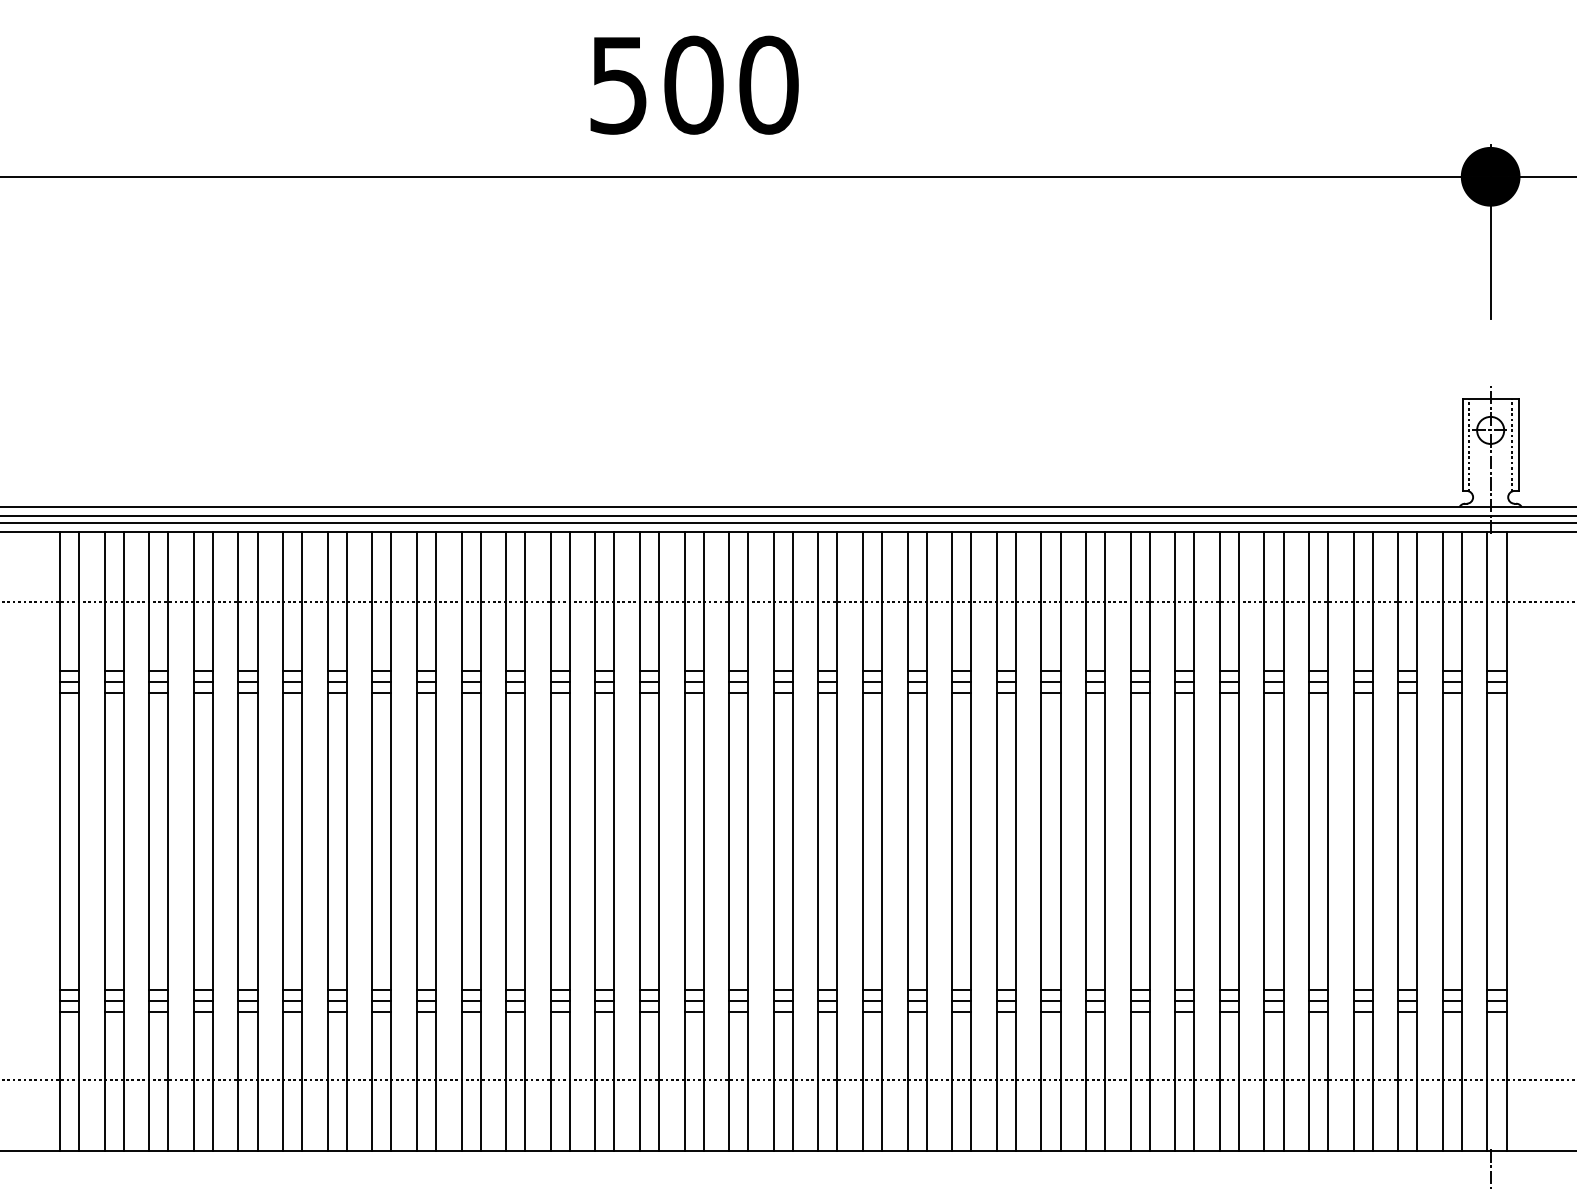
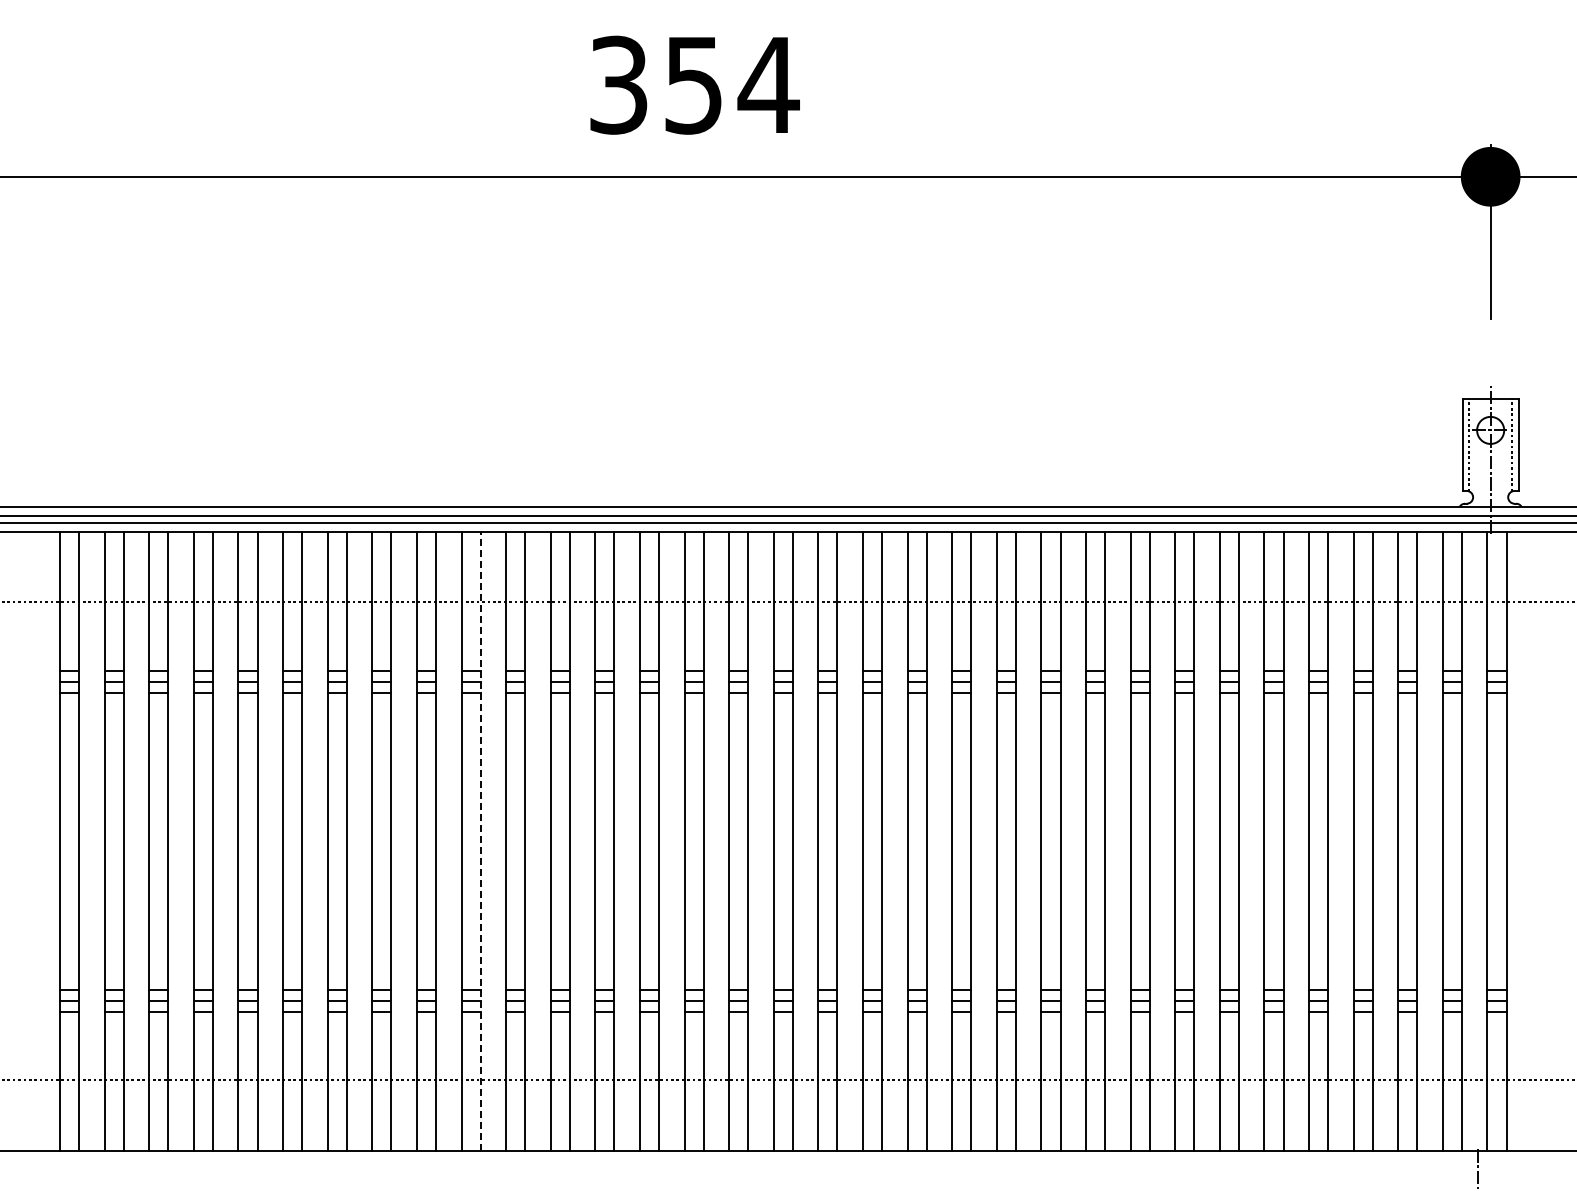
text: 500 -> 354 (694, 84)
line: solid -> dashed (480, 840)
line position: (1490, 1168) -> (1477, 1168) (1477, 1168)
